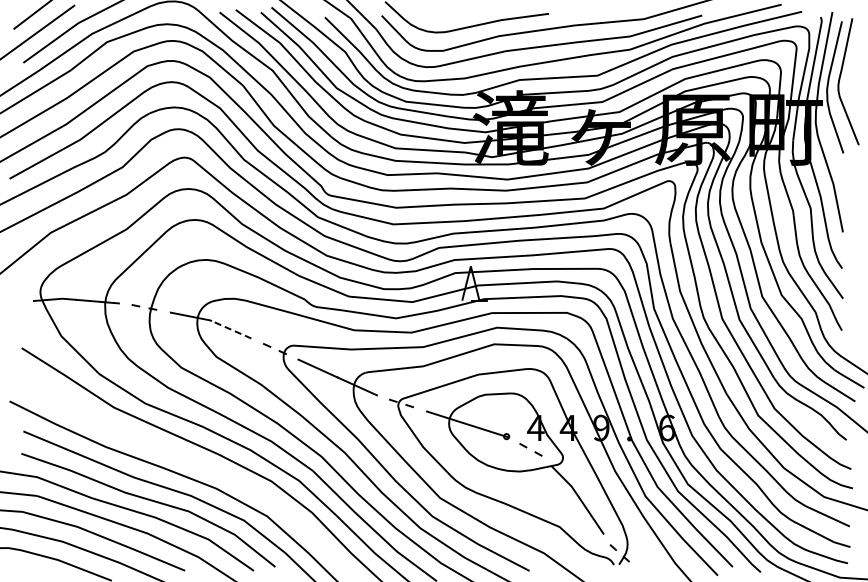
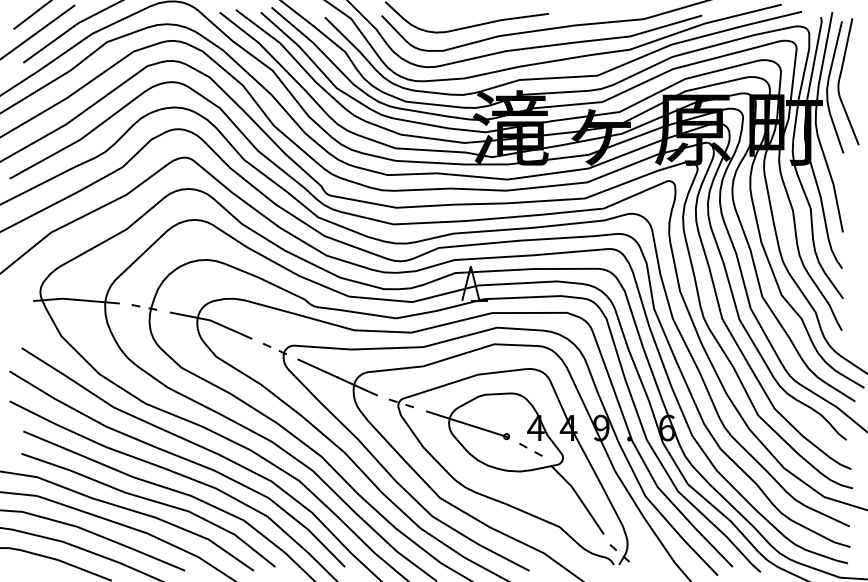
line: dashed -> solid (231, 329)
curve: none -> present (180, 458)
